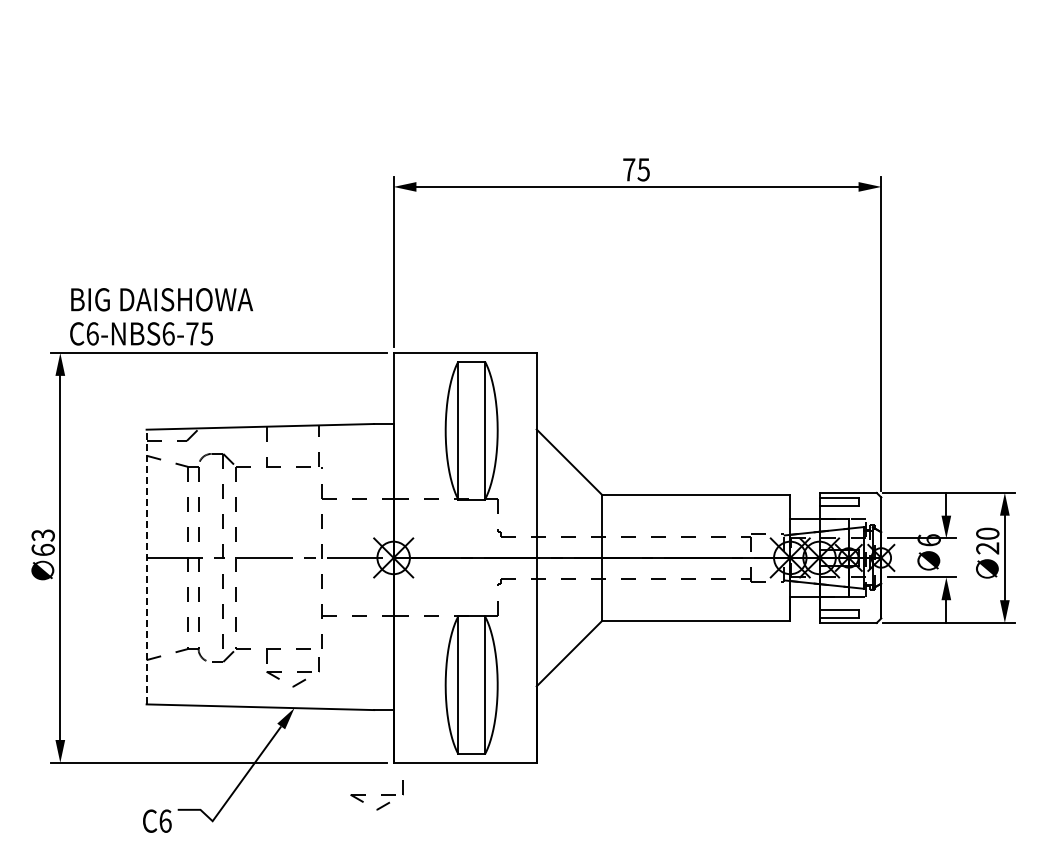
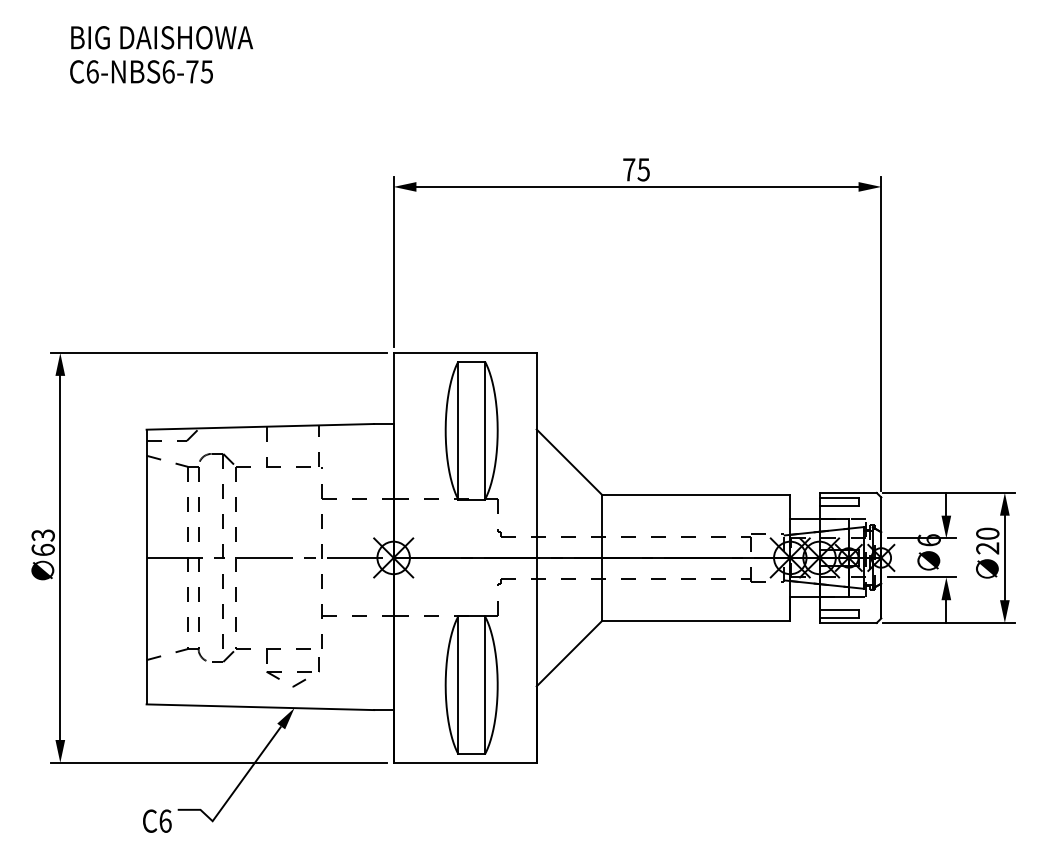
text position: (161, 316) -> (161, 54) (161, 54)
line: dashed -> solid (146, 566)
part: present -> none (376, 795)
